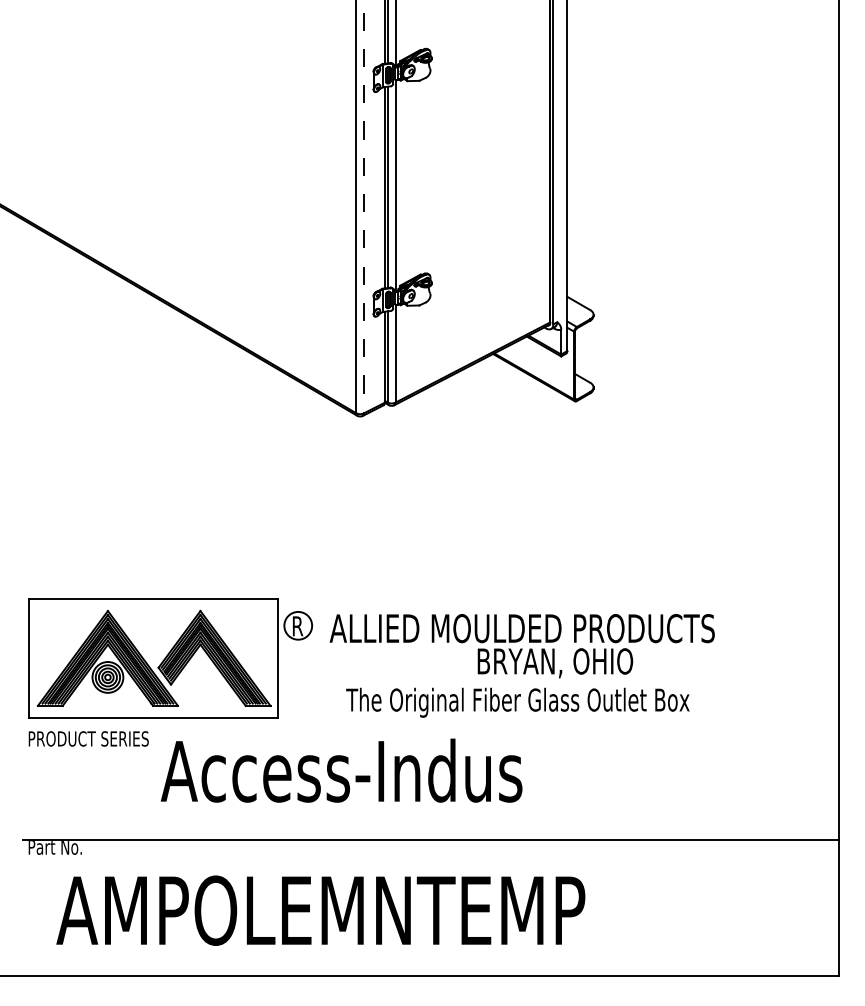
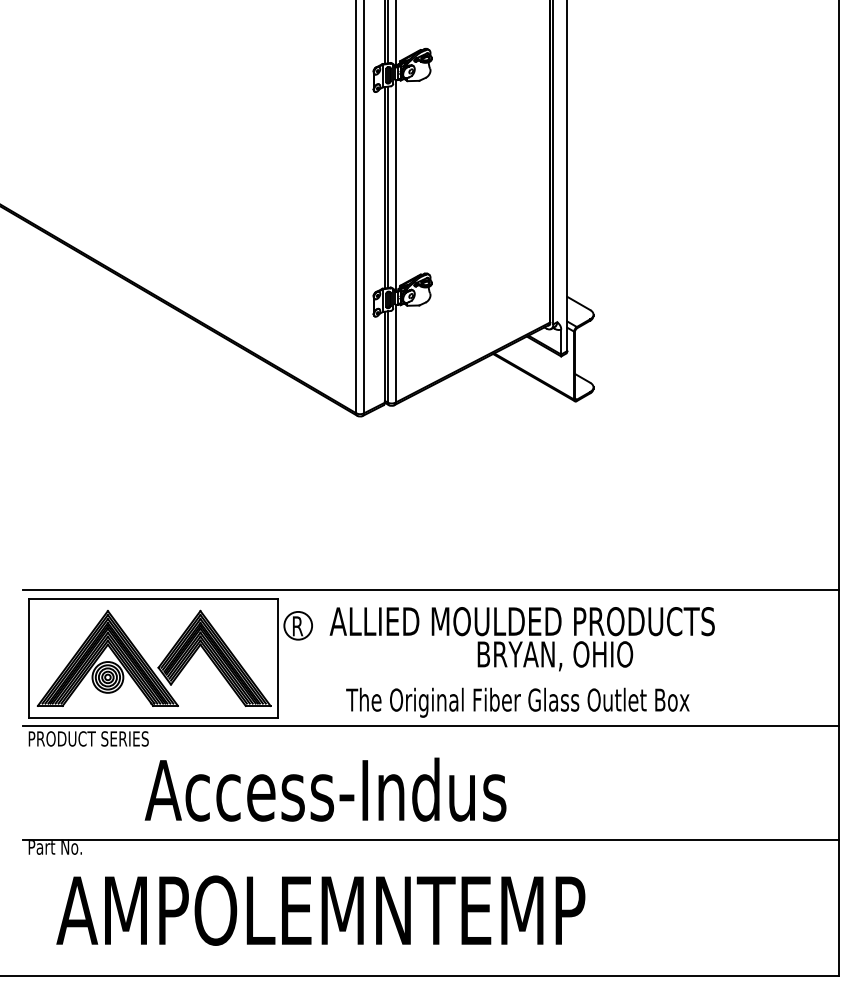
line: dashed -> solid (364, 207)
line: none -> present (430, 590)
text position: (521, 646) -> (521, 639) (521, 639)
line: none -> present (430, 726)
text position: (341, 770) -> (325, 789) (325, 789)
